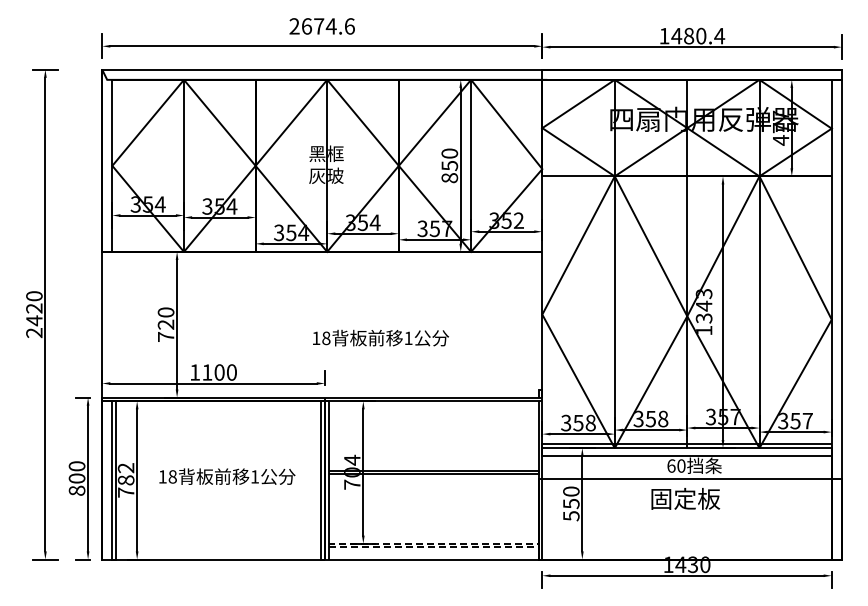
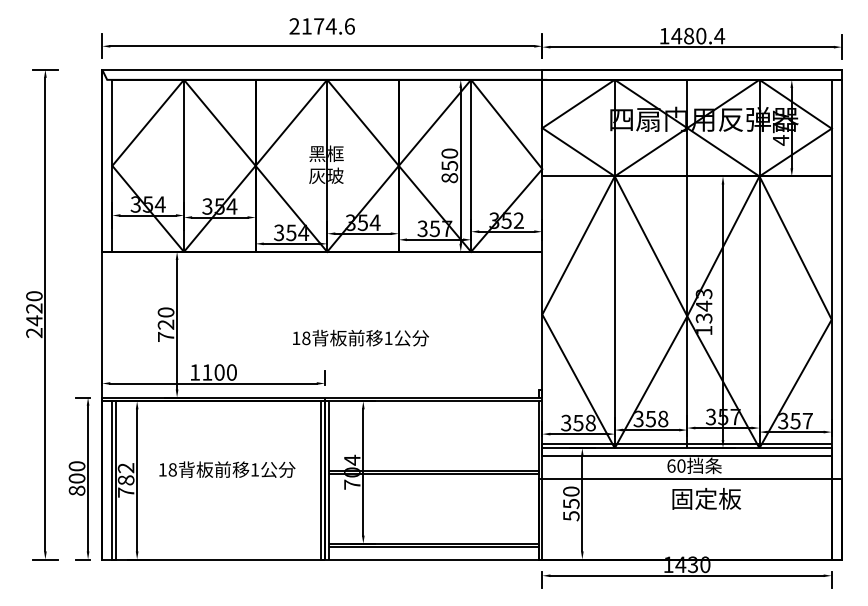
text: 2674.6 -> 2174.6 (307, 26)
text position: (380, 337) -> (360, 337) (360, 337)
text position: (227, 476) -> (227, 469) (227, 469)
text position: (685, 498) -> (706, 498) (706, 498)
line: dashed -> solid (538, 545)
